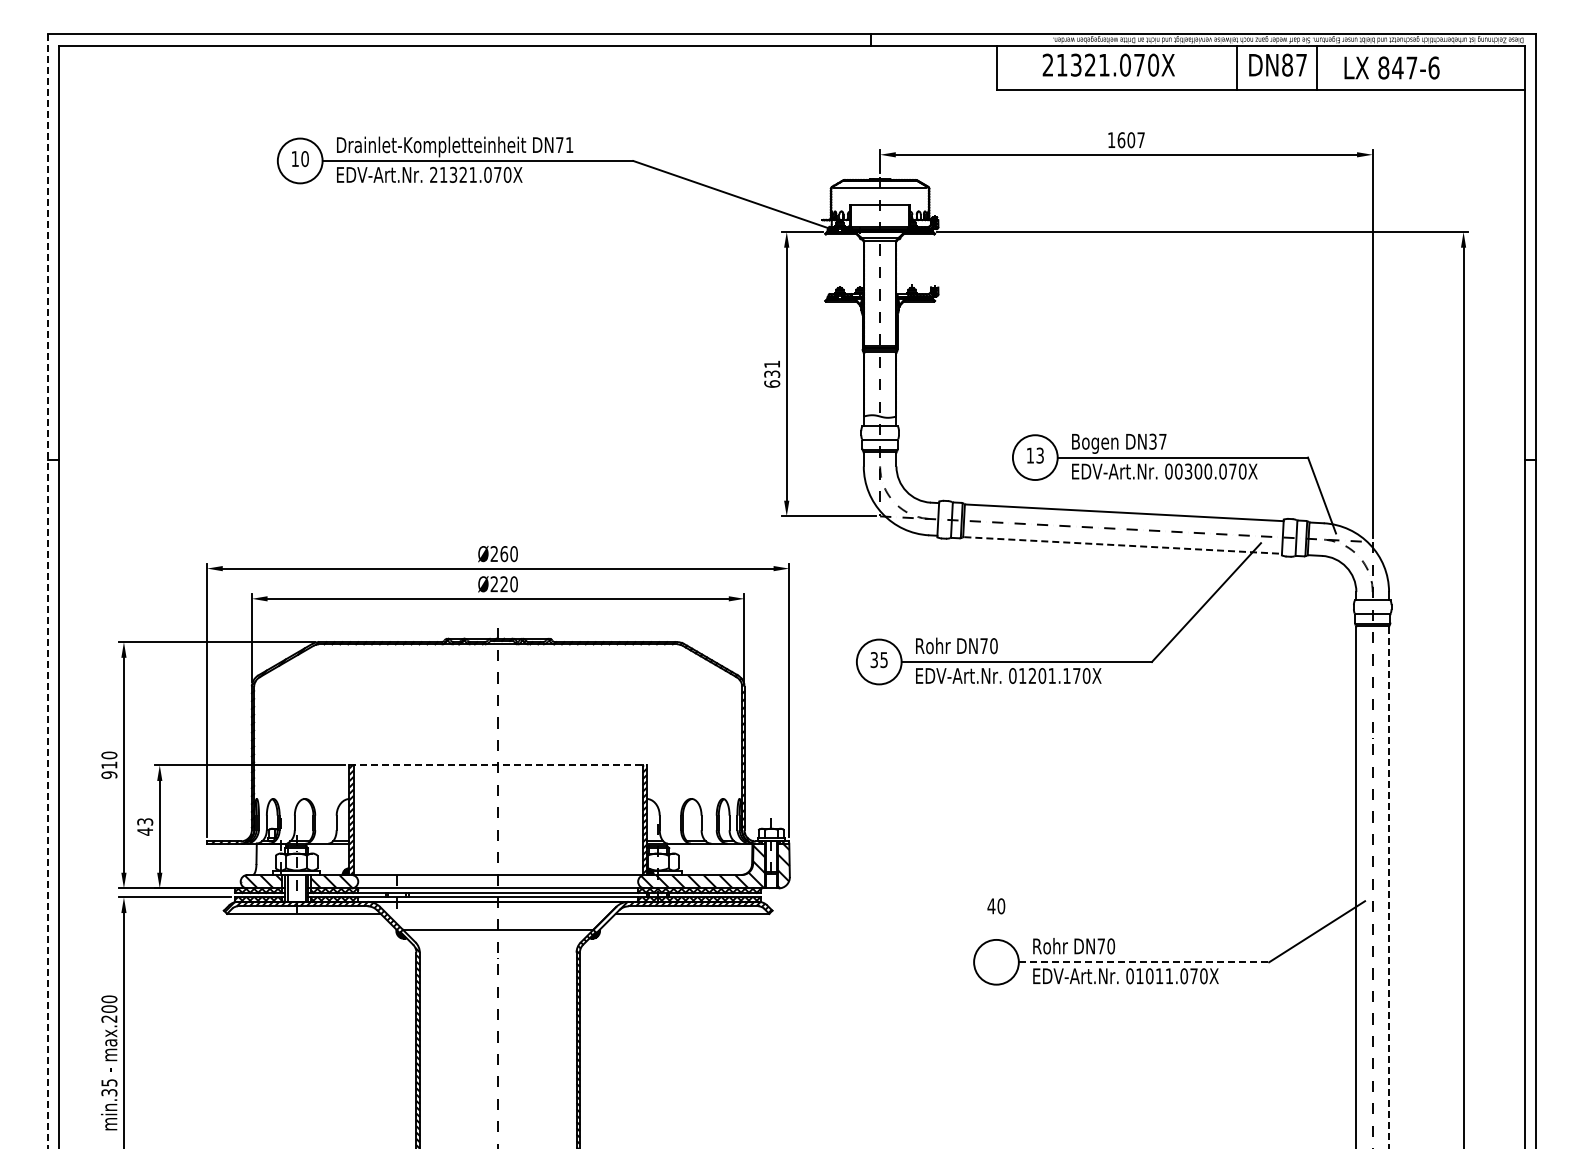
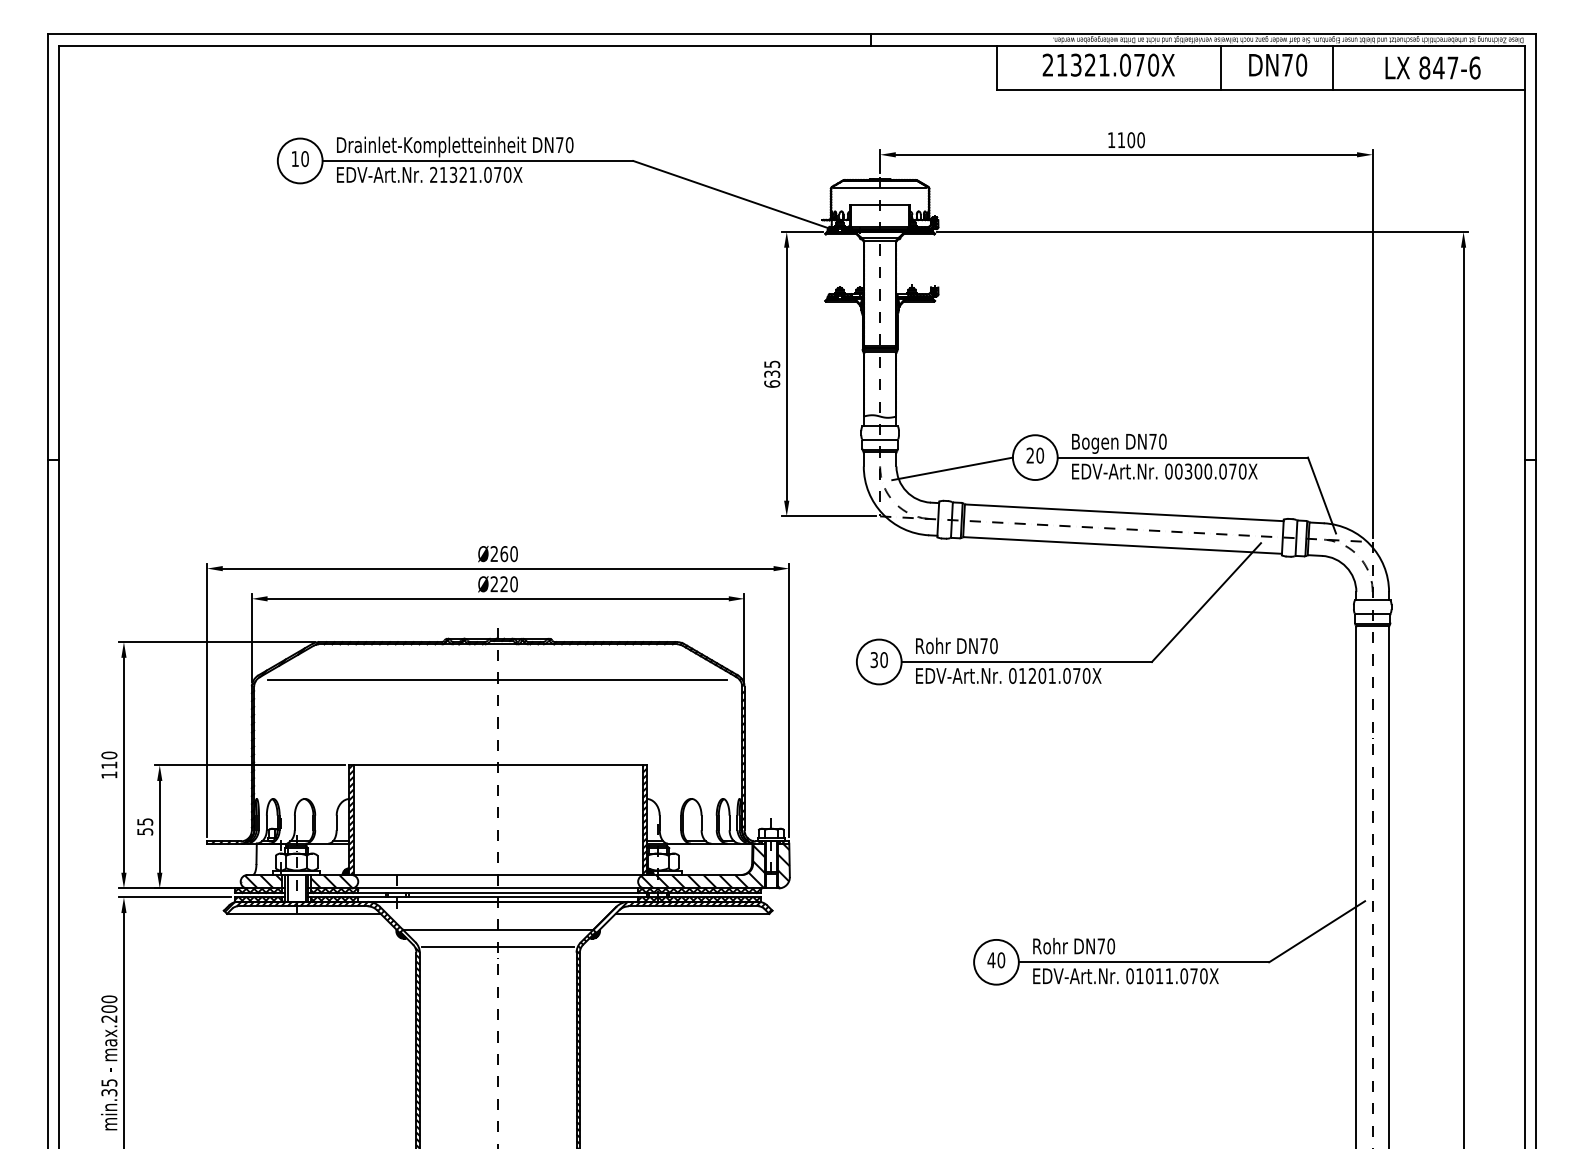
text: DN87 -> DN70 (1294, 64)
line position: (1236, 67) -> (1220, 67) (1220, 67)
line position: (1316, 67) -> (1332, 67) (1332, 67)
text position: (1391, 67) -> (1432, 67) (1432, 67)
text: 1607 -> 1100 (1130, 140)
text: DN71 -> DN70 (569, 145)
text: 631 -> 635 (772, 364)
text: DN37 -> DN70 (1157, 441)
text: 13 -> 20 (1035, 455)
line: none -> present (952, 468)
line: dashed -> solid (1123, 545)
line: dashed -> solid (47, 591)
text: 35 -> 30 (883, 660)
text: 01201.170X -> 01201.070X (1066, 675)
line: none -> present (497, 680)
line: dashed -> solid (498, 765)
text: 910 -> 110 (109, 774)
text: 43 -> 55 (145, 826)
line: dashed -> solid (1389, 888)
text position: (996, 906) -> (996, 960) (996, 960)
line: none -> present (498, 947)
line: dashed -> solid (1144, 962)
